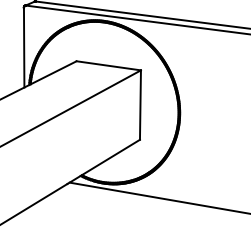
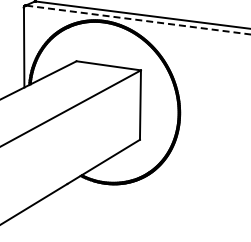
line: solid -> dashed (138, 20)
line: present -> none (158, 197)
